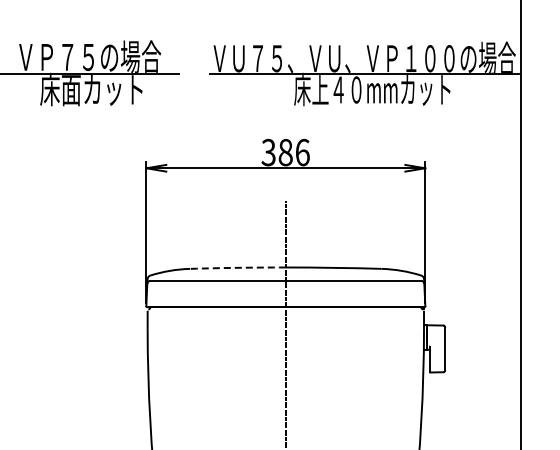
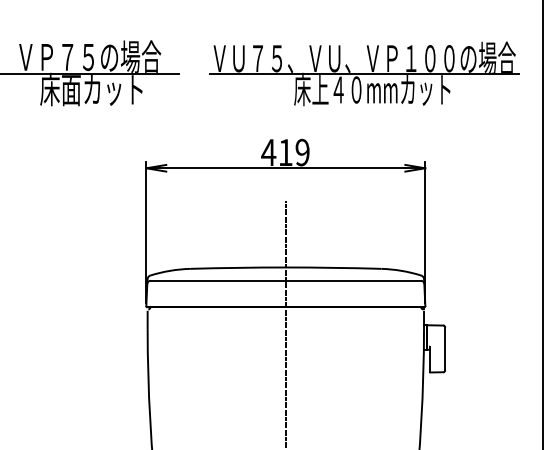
text: 386 -> 419 (285, 152)
line position: (521, 224) -> (543, 224) (543, 224)
arc: dashed -> solid (237, 267)
